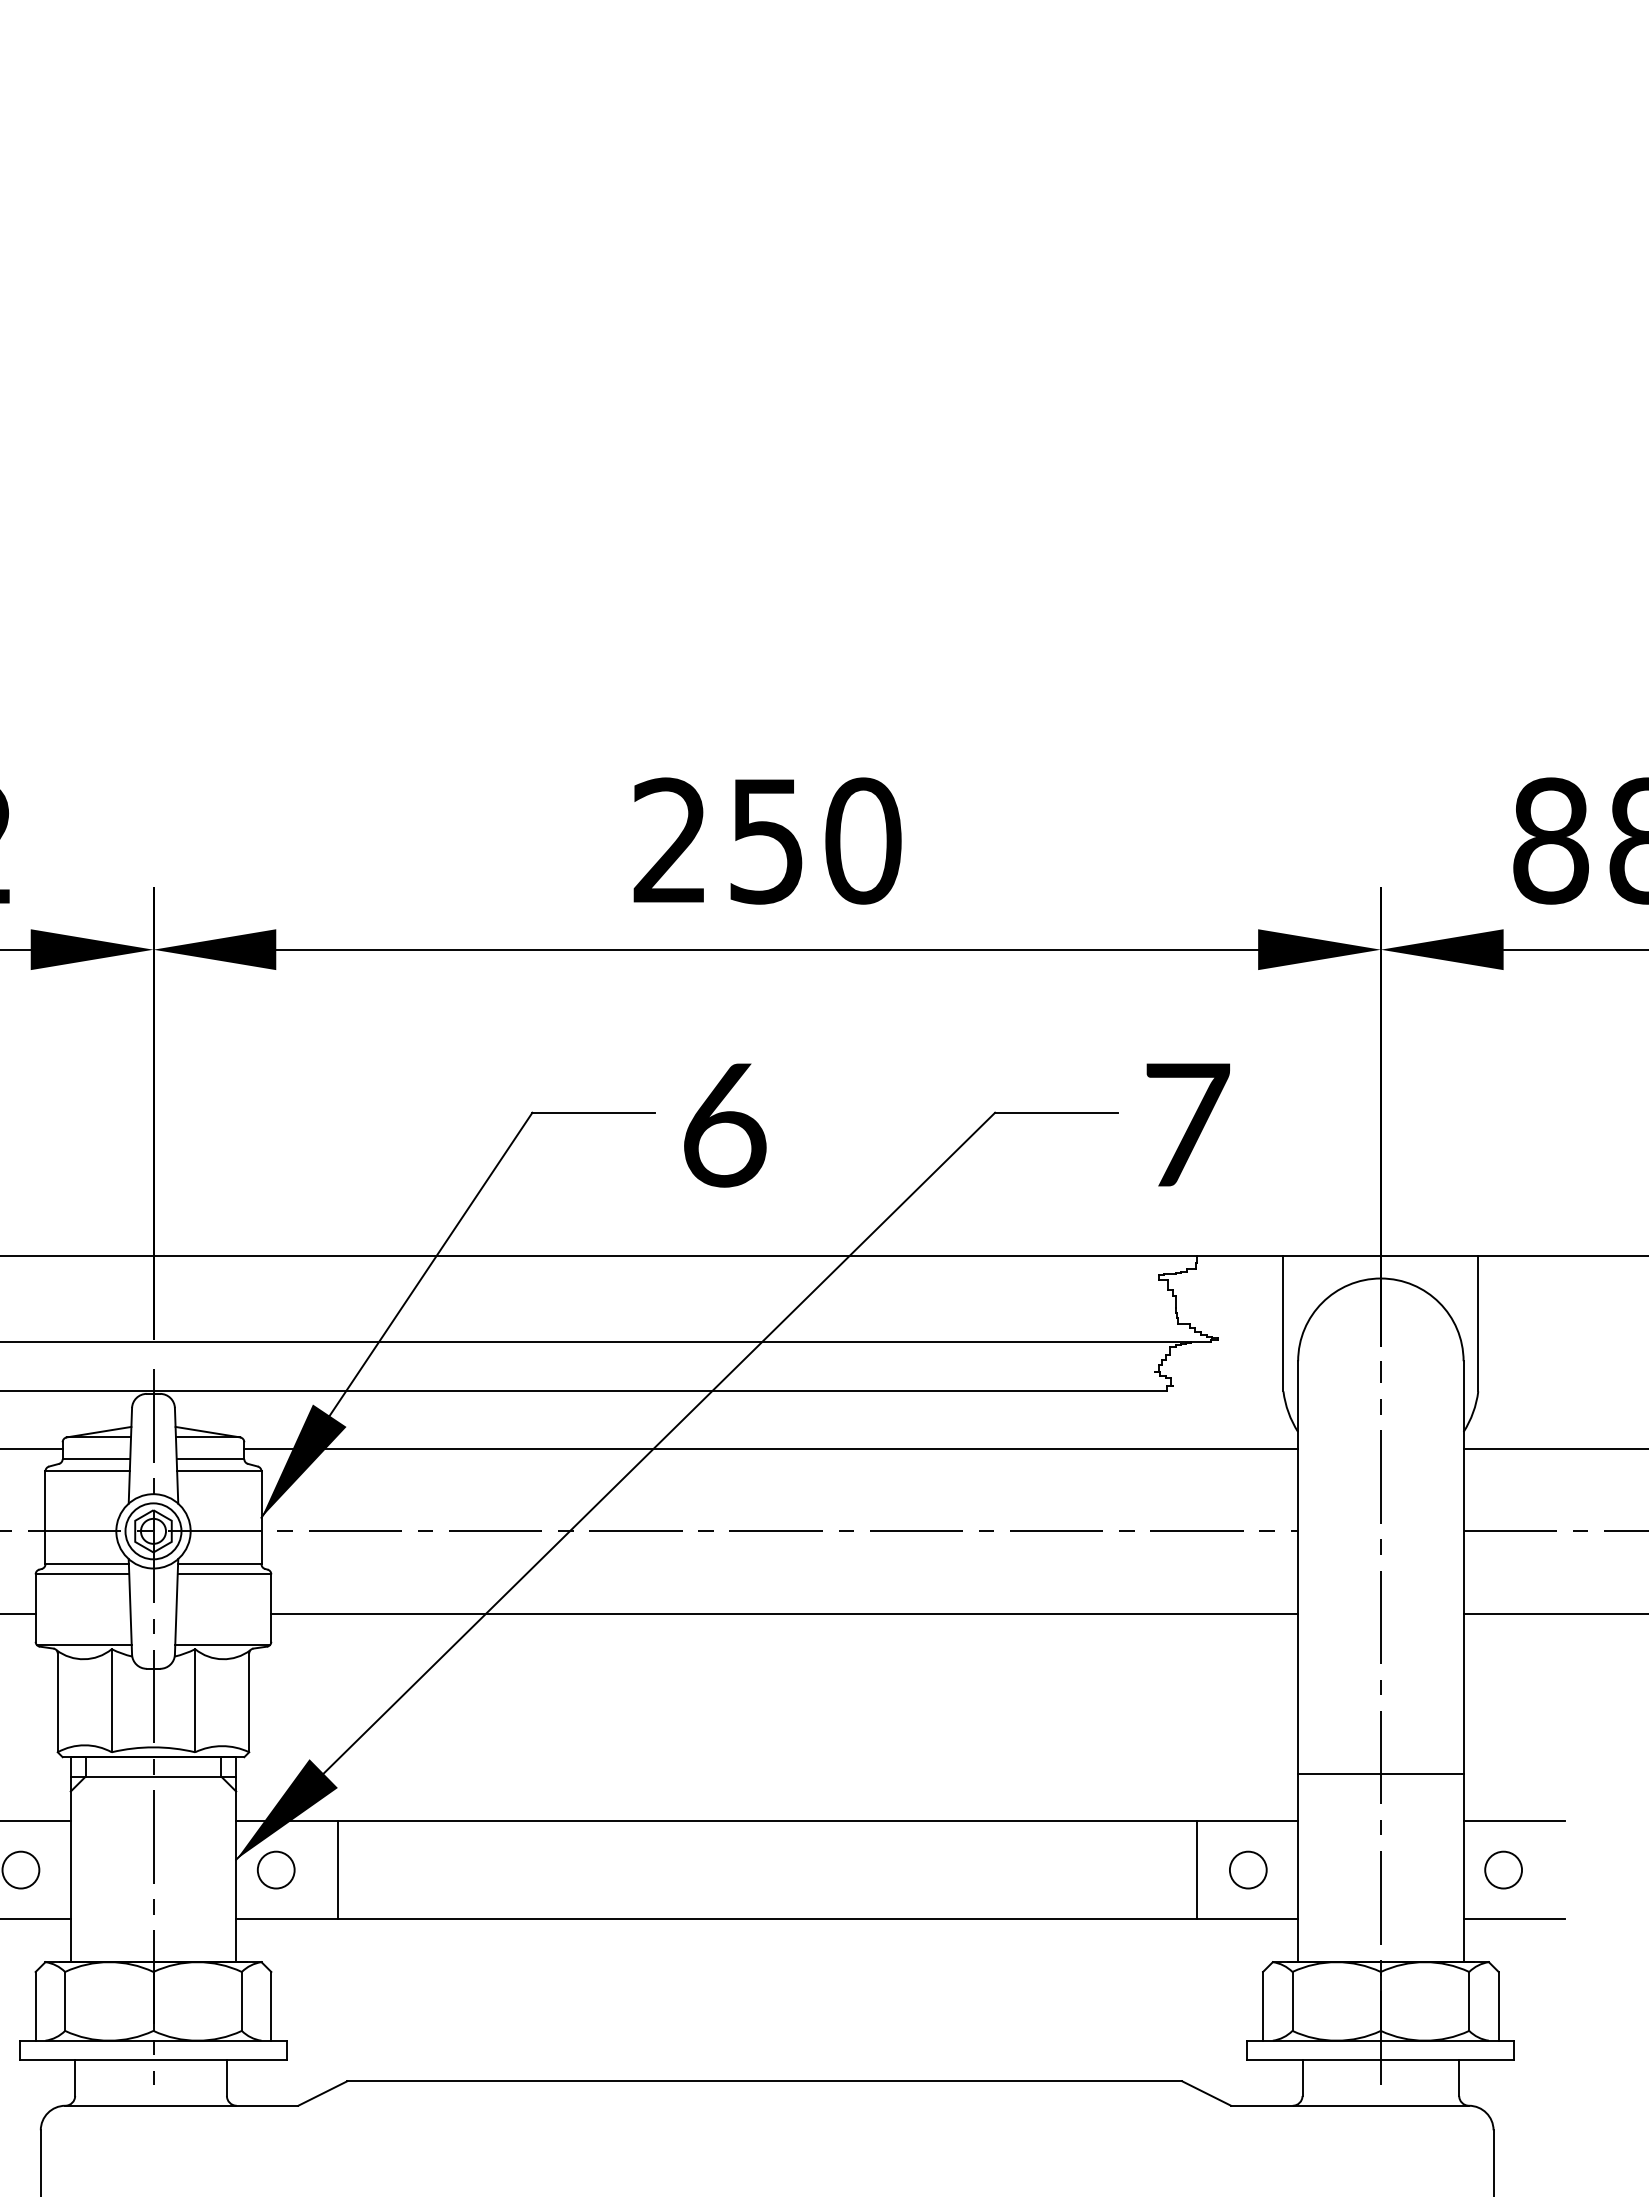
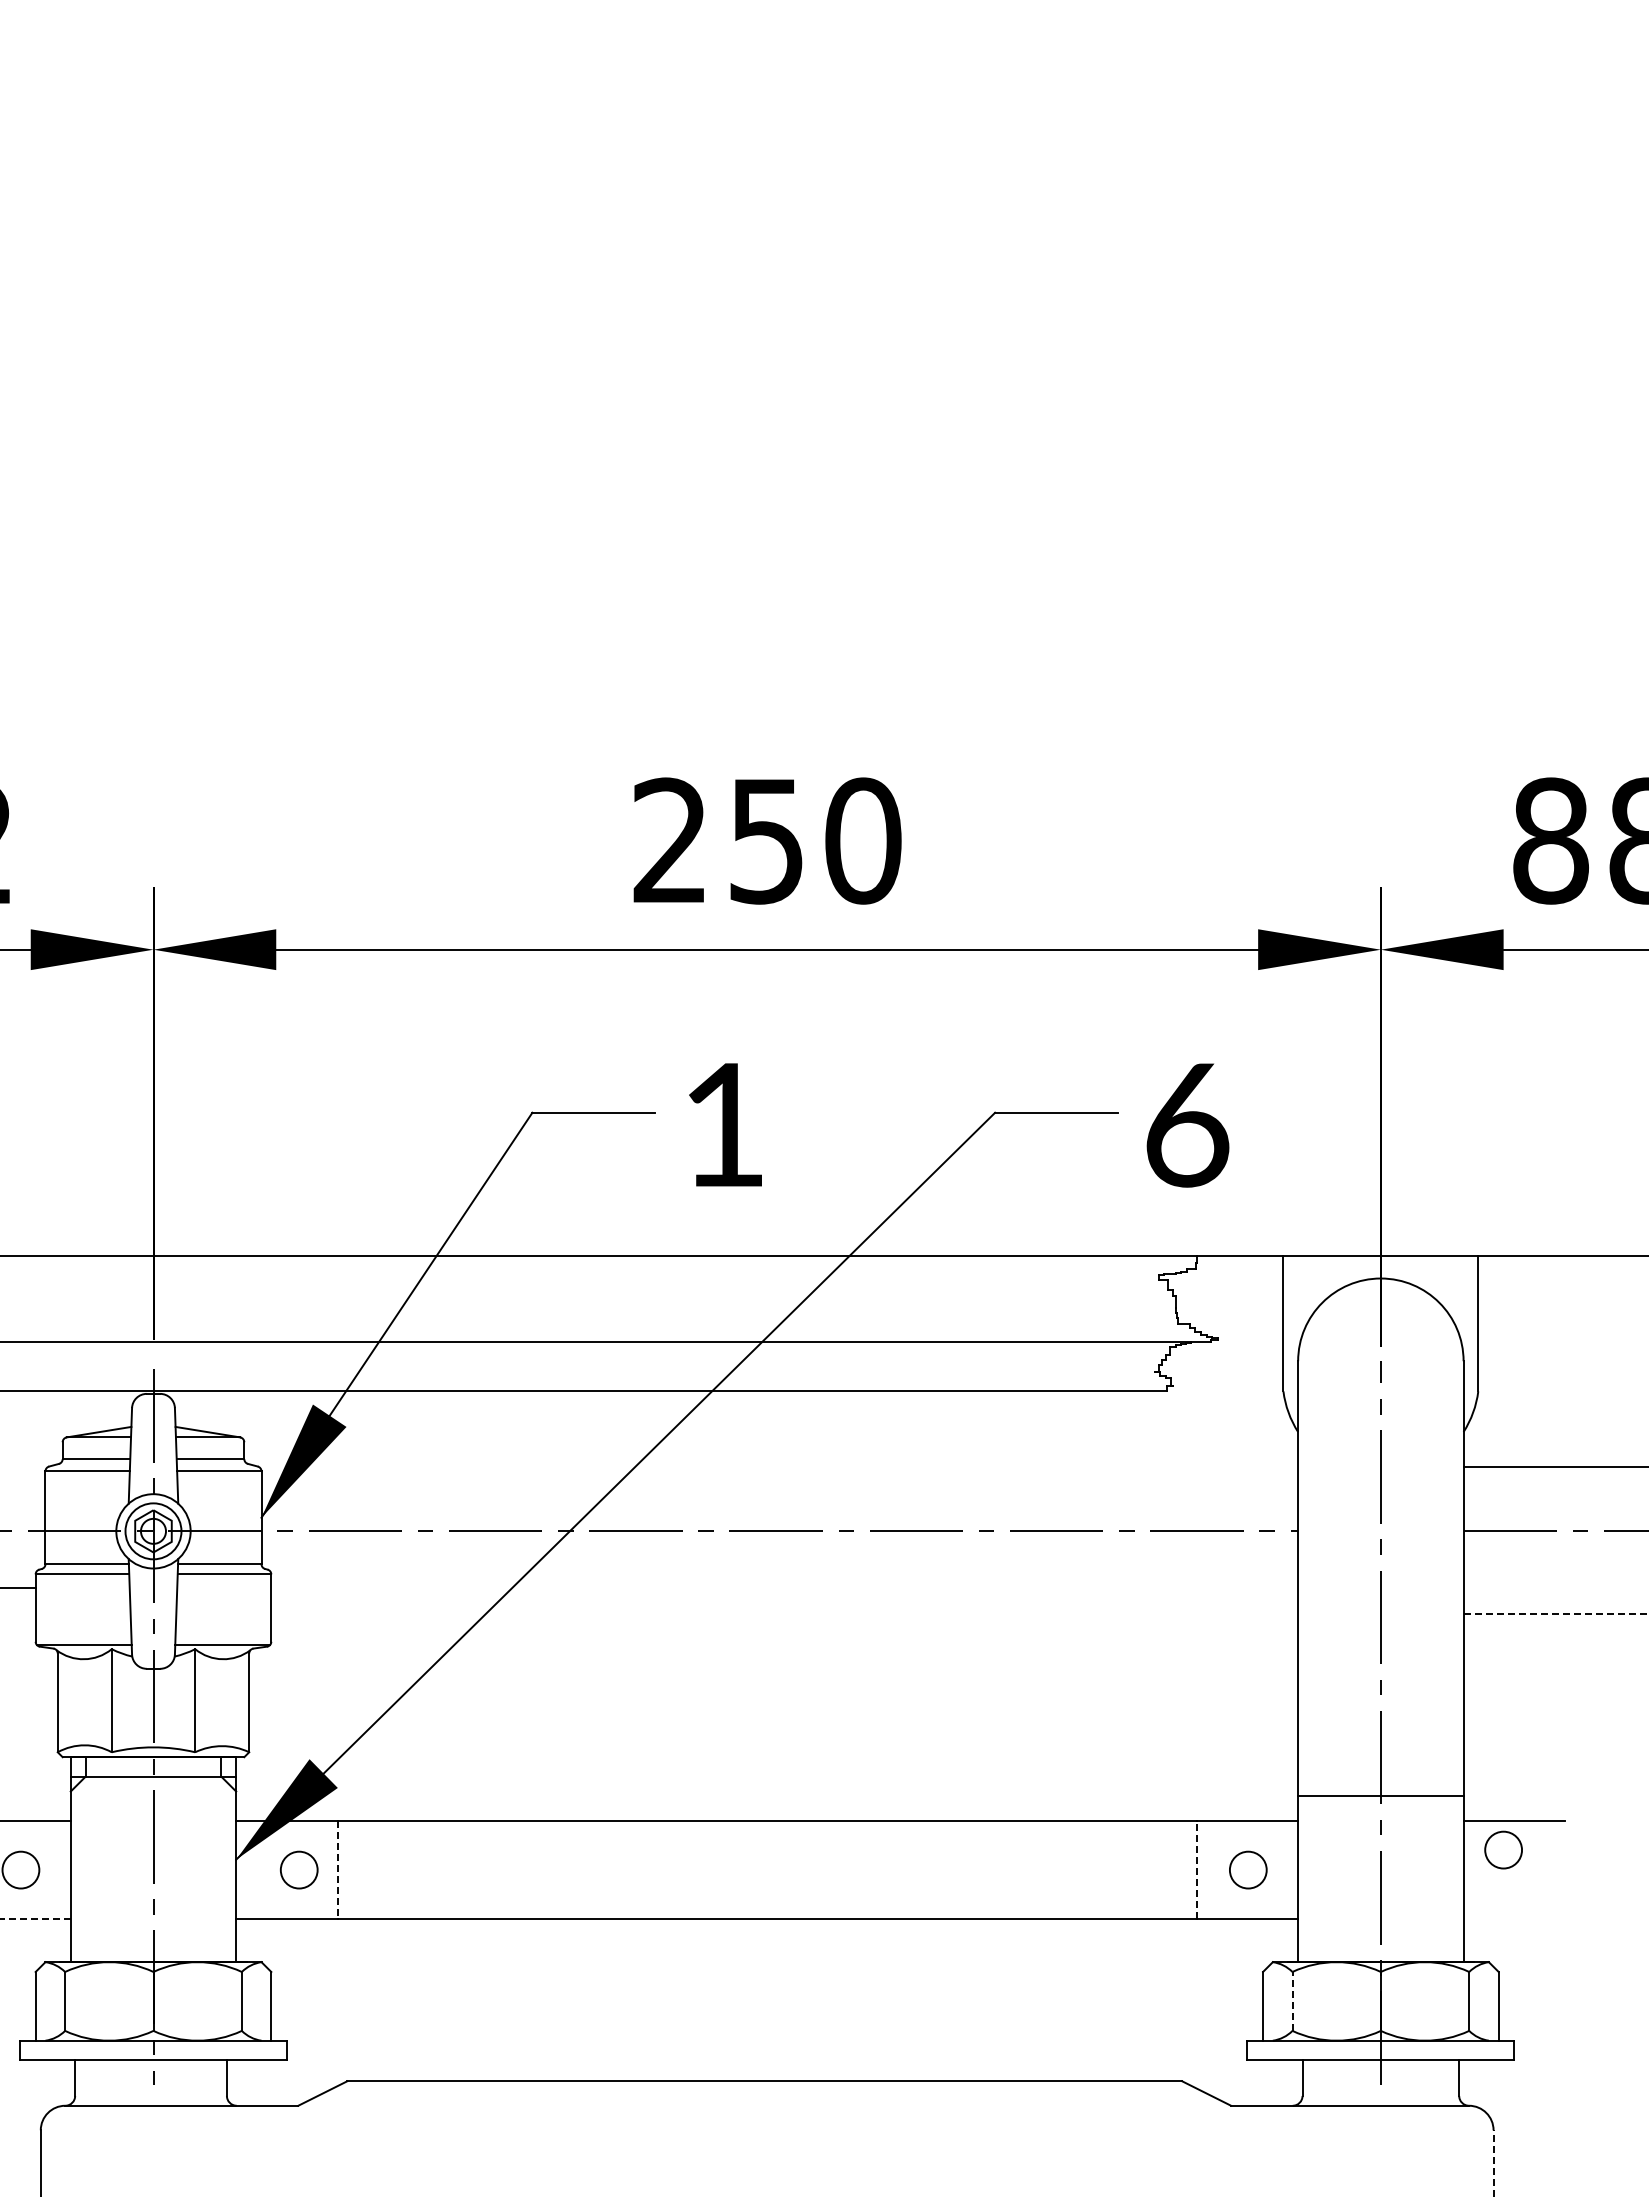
text: 6 -> 1 (725, 1125)
text: 7 -> 6 (1188, 1125)
line: present -> none (32, 1448)
line: present -> none (771, 1448)
line position: (1554, 1448) -> (1554, 1466) (1554, 1466)
line position: (18, 1614) -> (18, 1588) (18, 1588)
line: present -> none (784, 1614)
line: solid -> dashed (1556, 1614)
line position: (1380, 1774) -> (1380, 1796) (1380, 1796)
circle position: (276, 1869) -> (299, 1869) (299, 1869)
line: solid -> dashed (1196, 1869)
circle position: (1503, 1869) -> (1503, 1849) (1503, 1849)
line: solid -> dashed (337, 1870)
line: solid -> dashed (34, 1919)
line: present -> none (1513, 1919)
line: solid -> dashed (1292, 2000)
line: solid -> dashed (1493, 2163)
